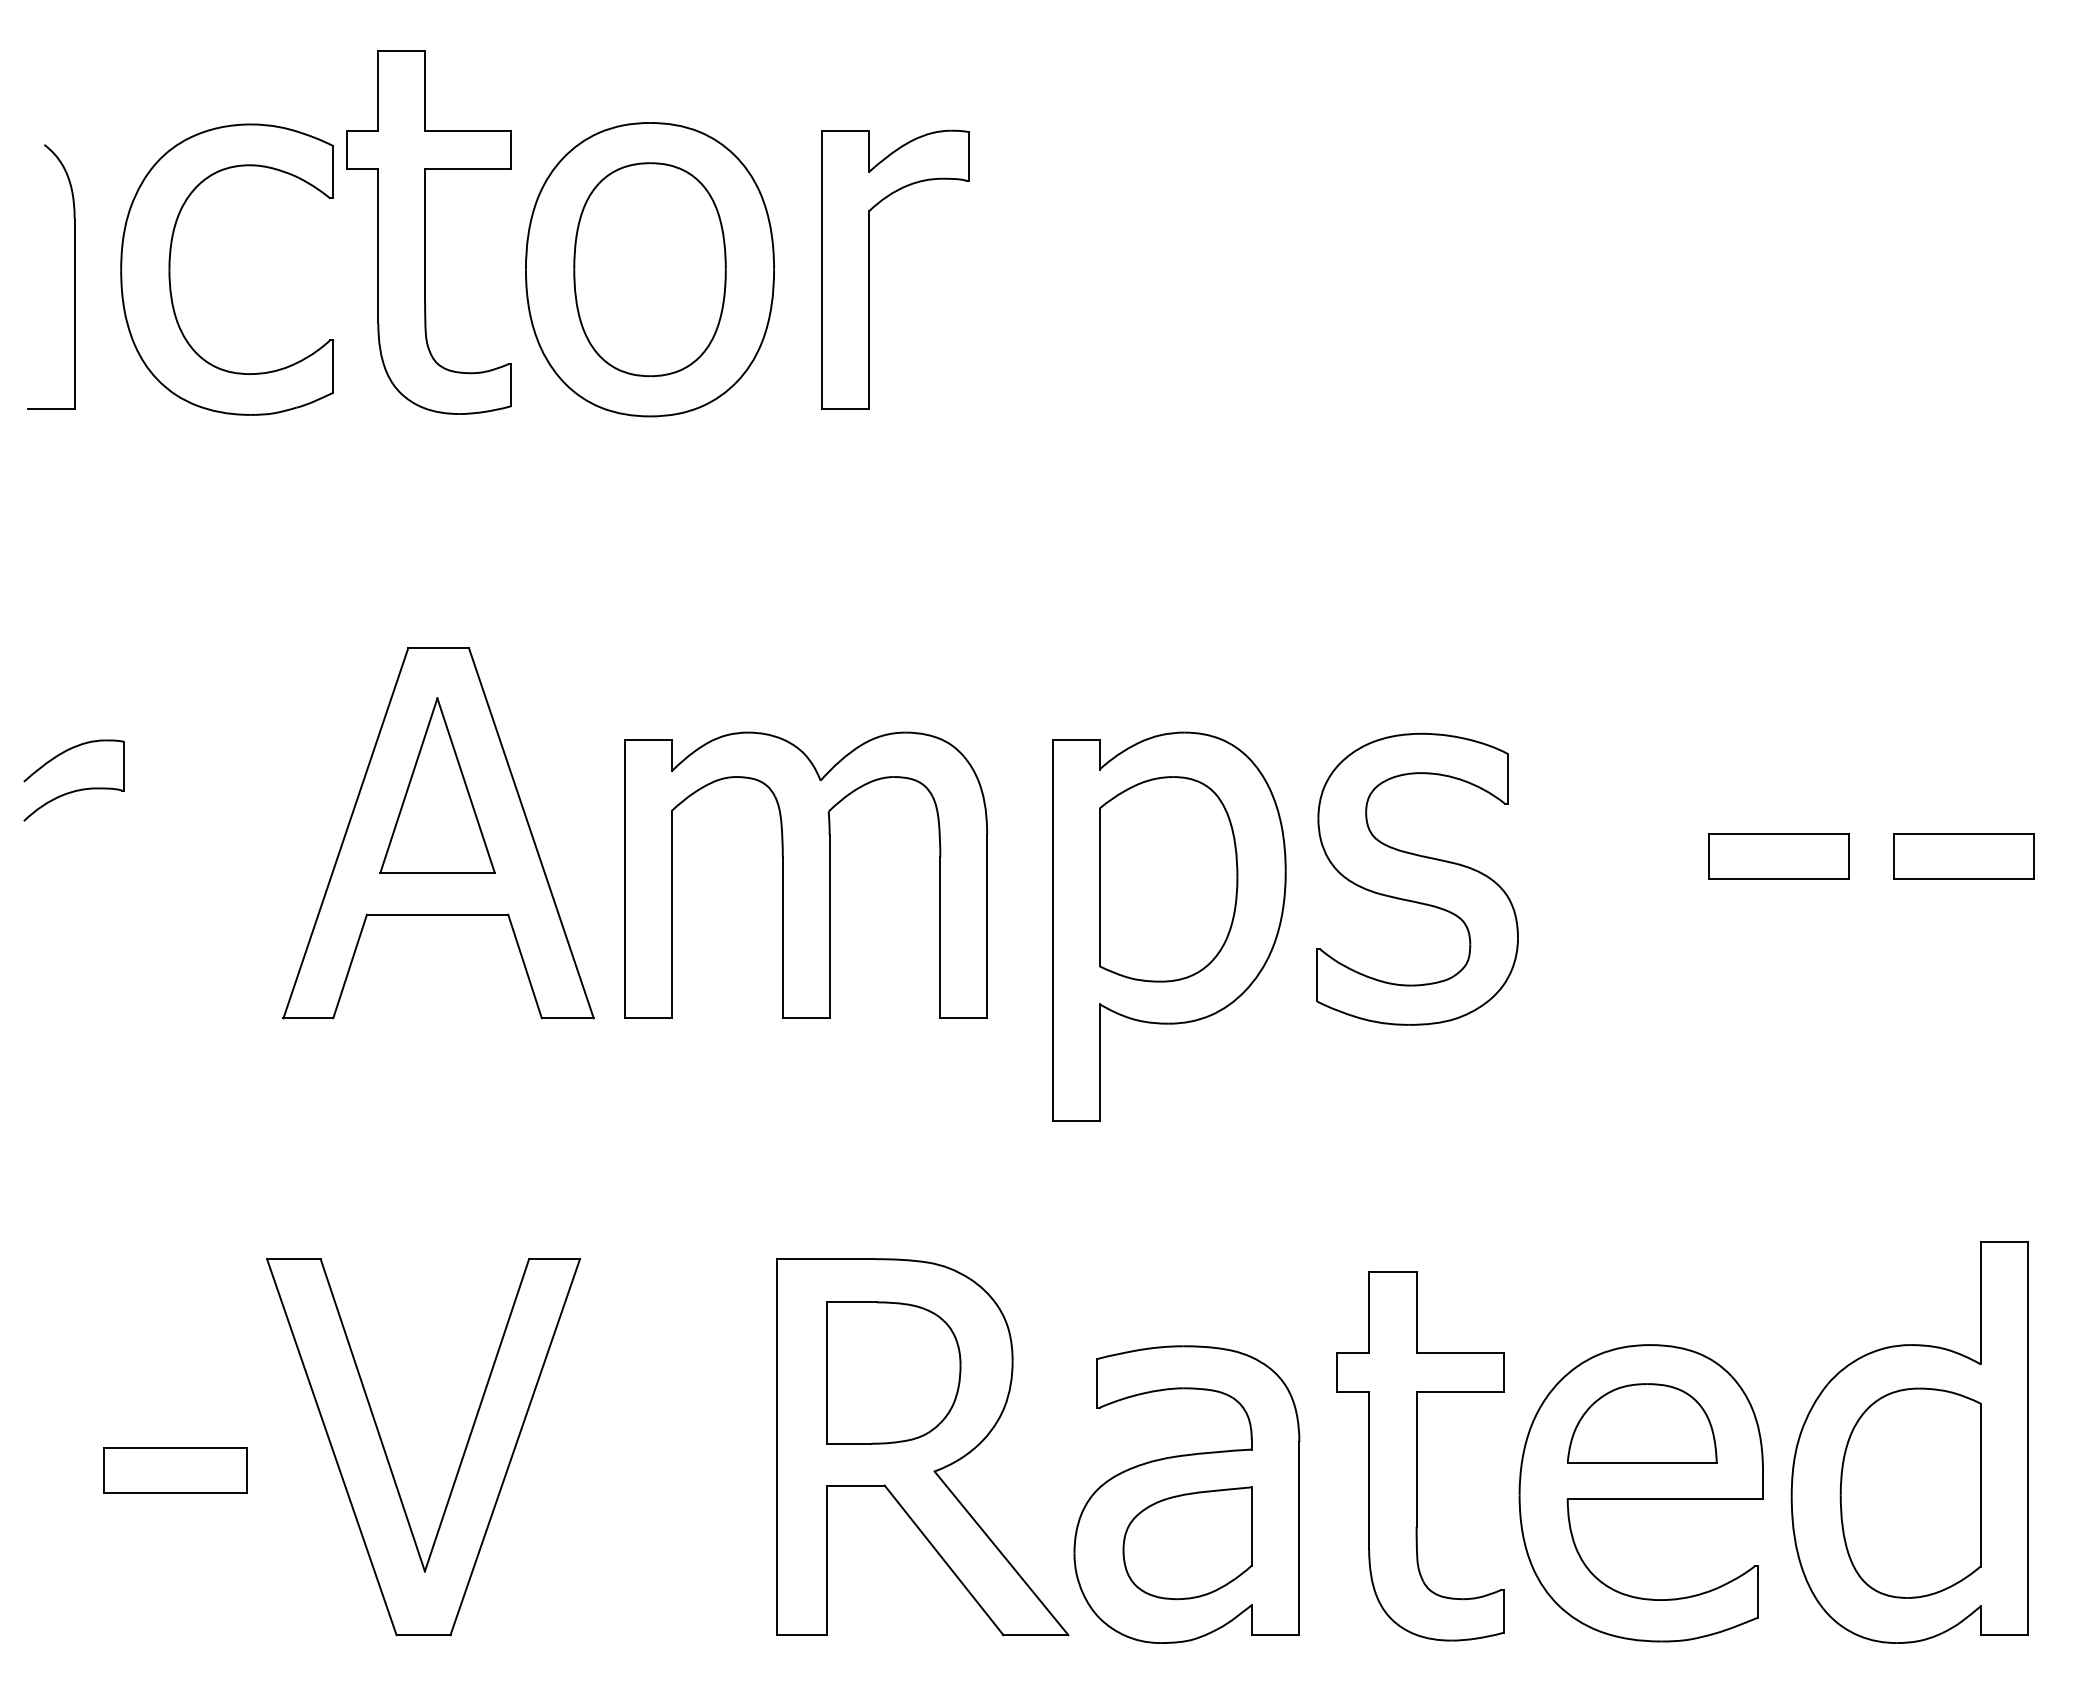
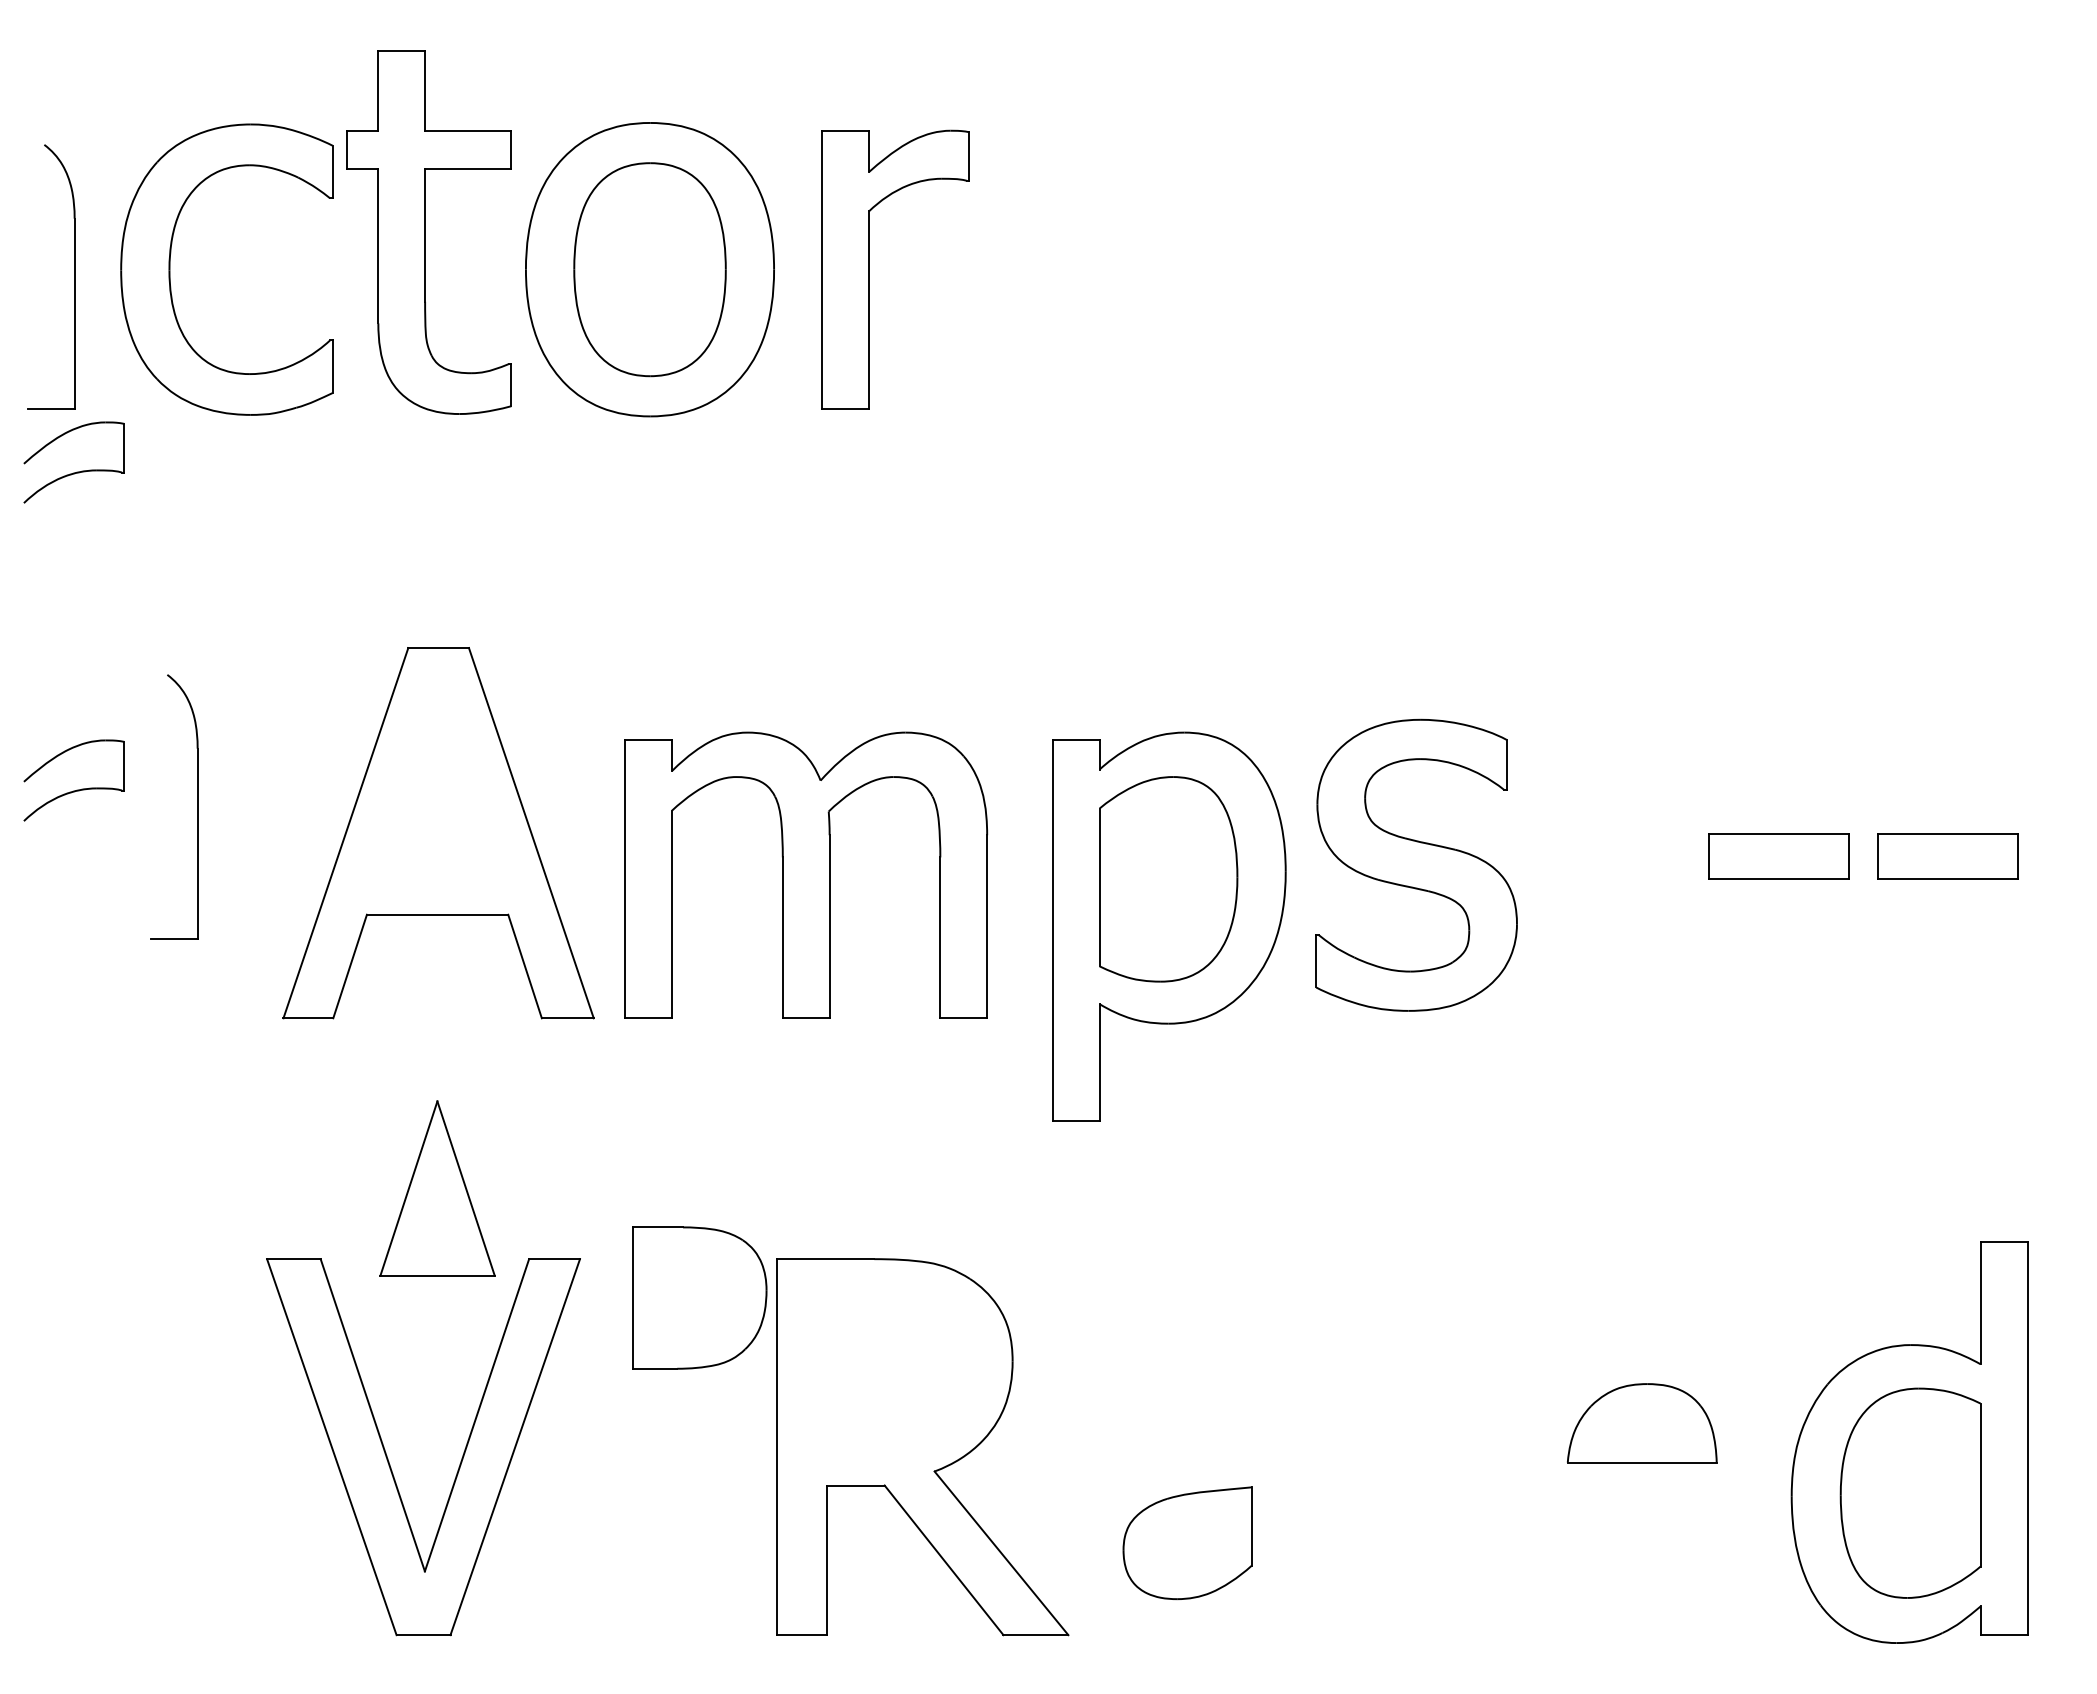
part: none -> present (76, 471)
part position: (437, 785) -> (437, 1188) (437, 1188)
part: none -> present (197, 806)
part position: (1963, 856) -> (1947, 856) (1947, 856)
part position: (1417, 878) -> (1416, 864) (1416, 864)
part position: (893, 1372) -> (699, 1297) (699, 1297)
part: present -> none (1420, 1456)
part: present -> none (175, 1470)
part: present -> none (1640, 1493)
part: present -> none (1186, 1494)
